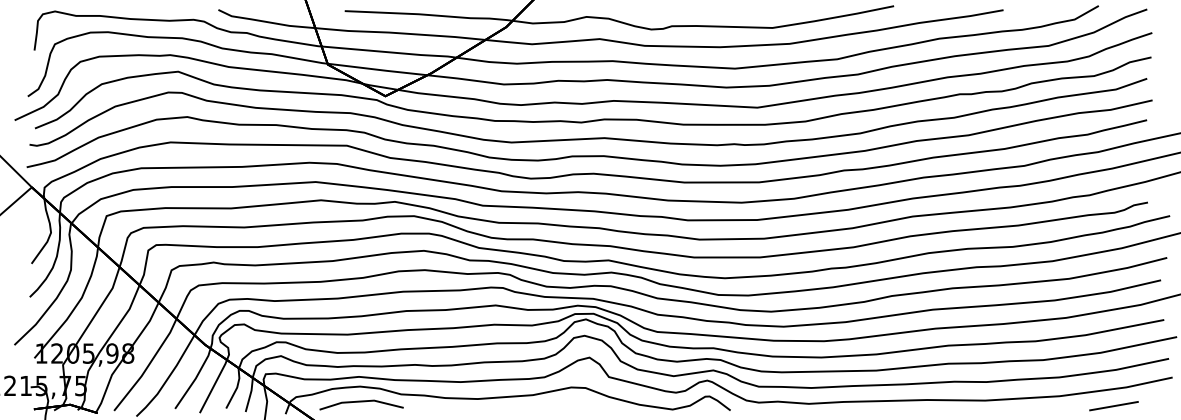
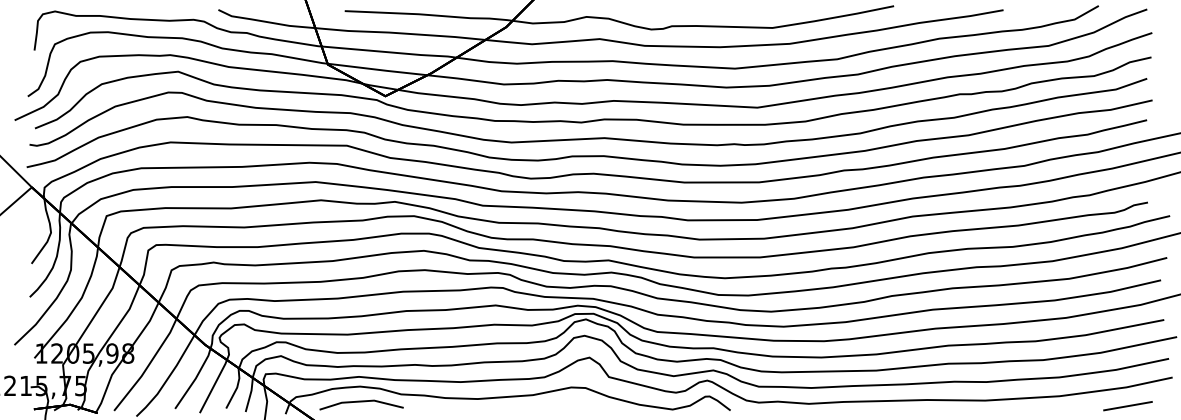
line position: (1113, 406) -> (1127, 406) (1127, 406)
